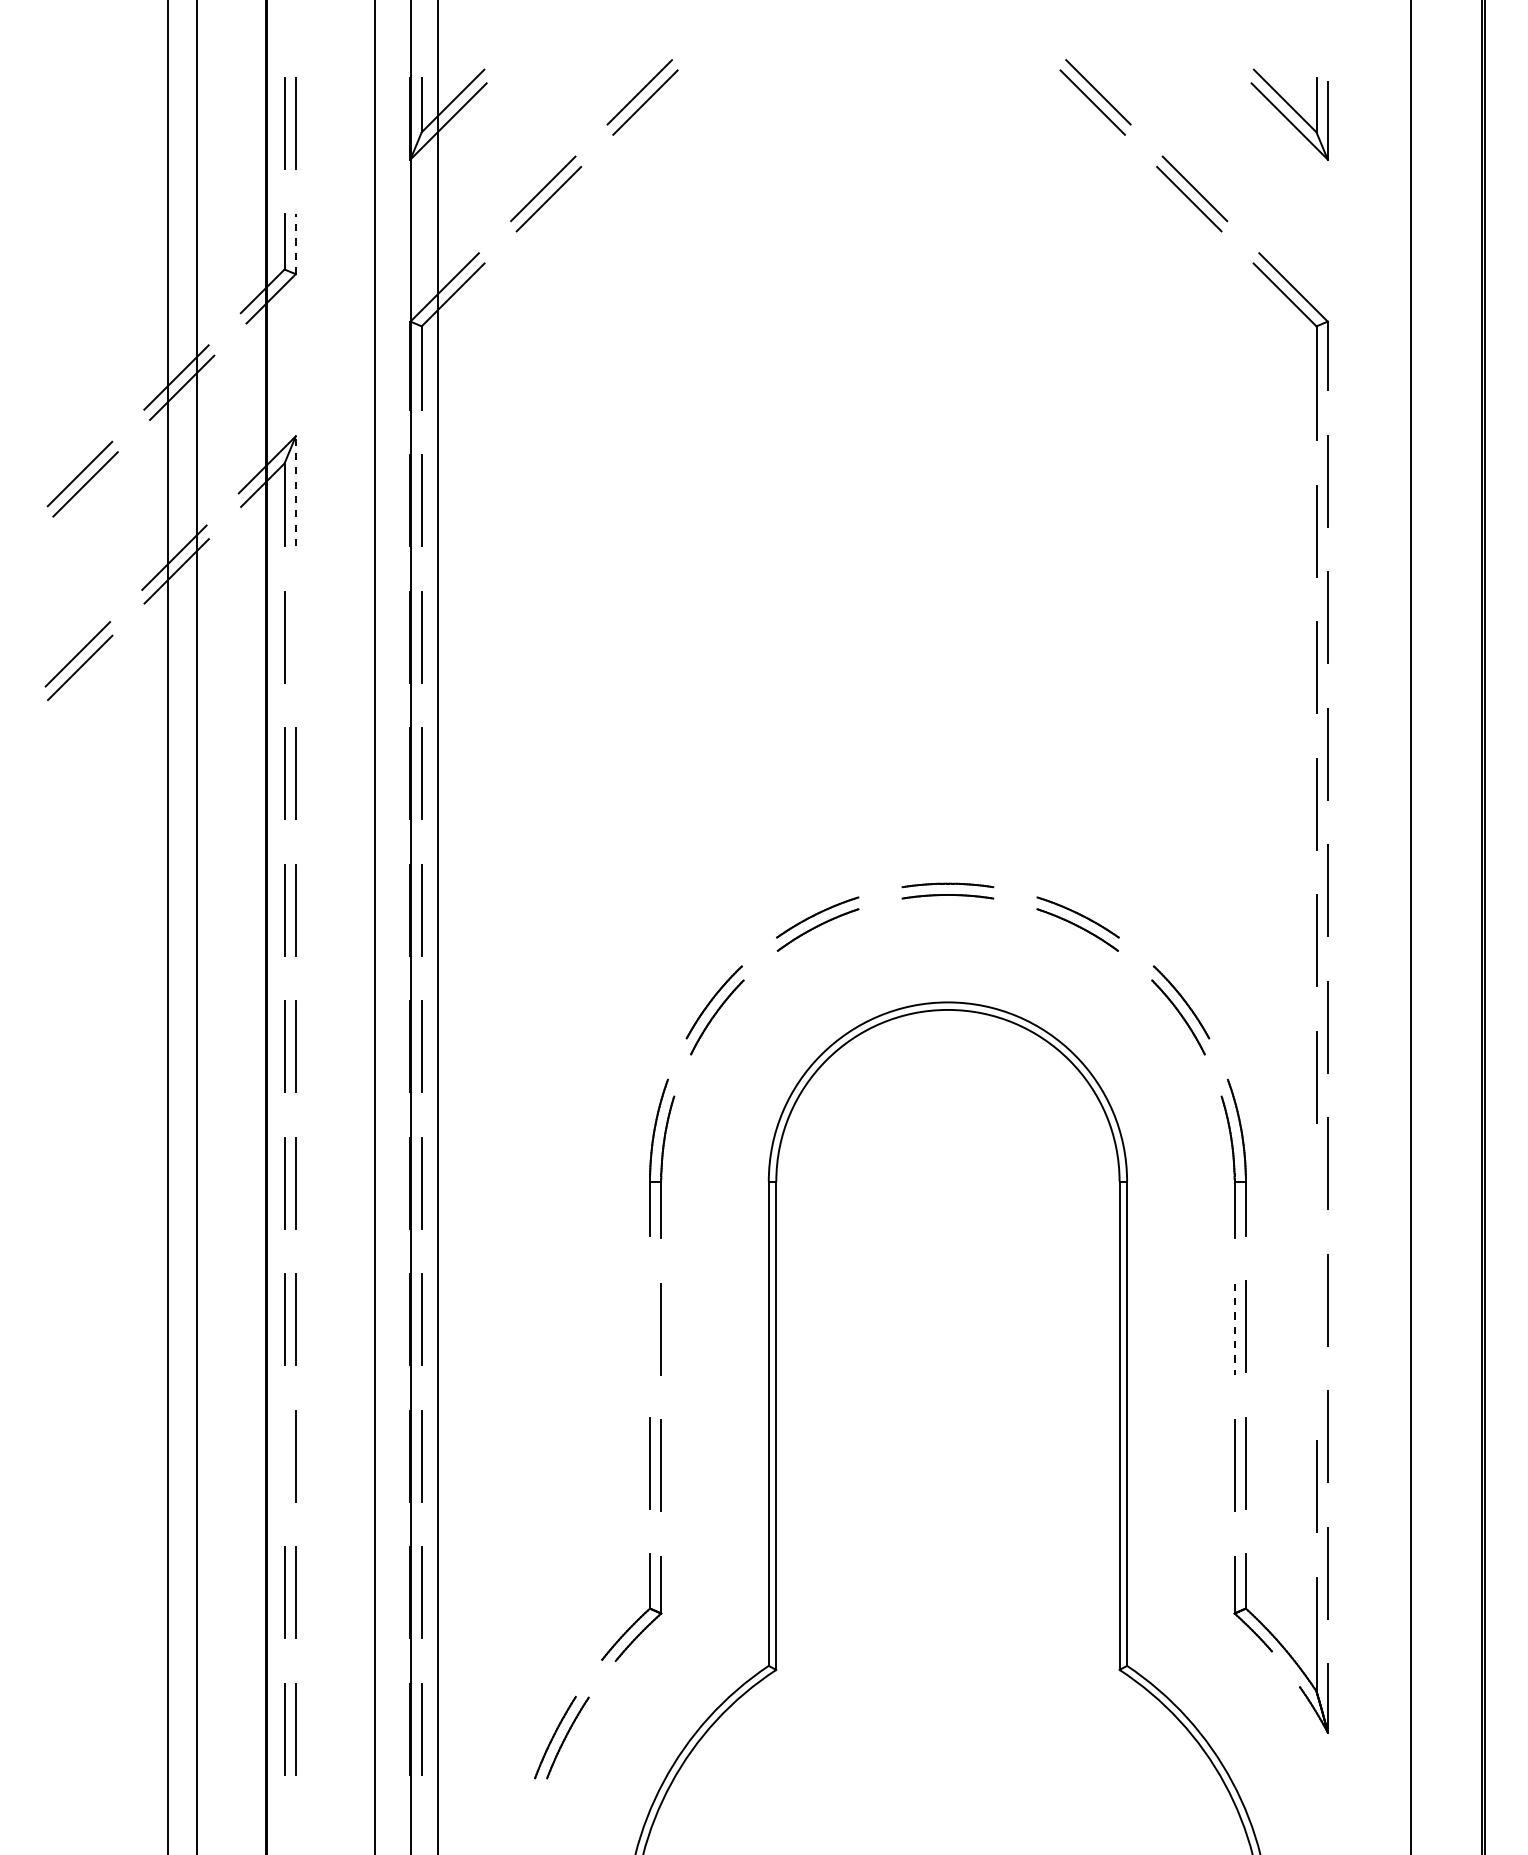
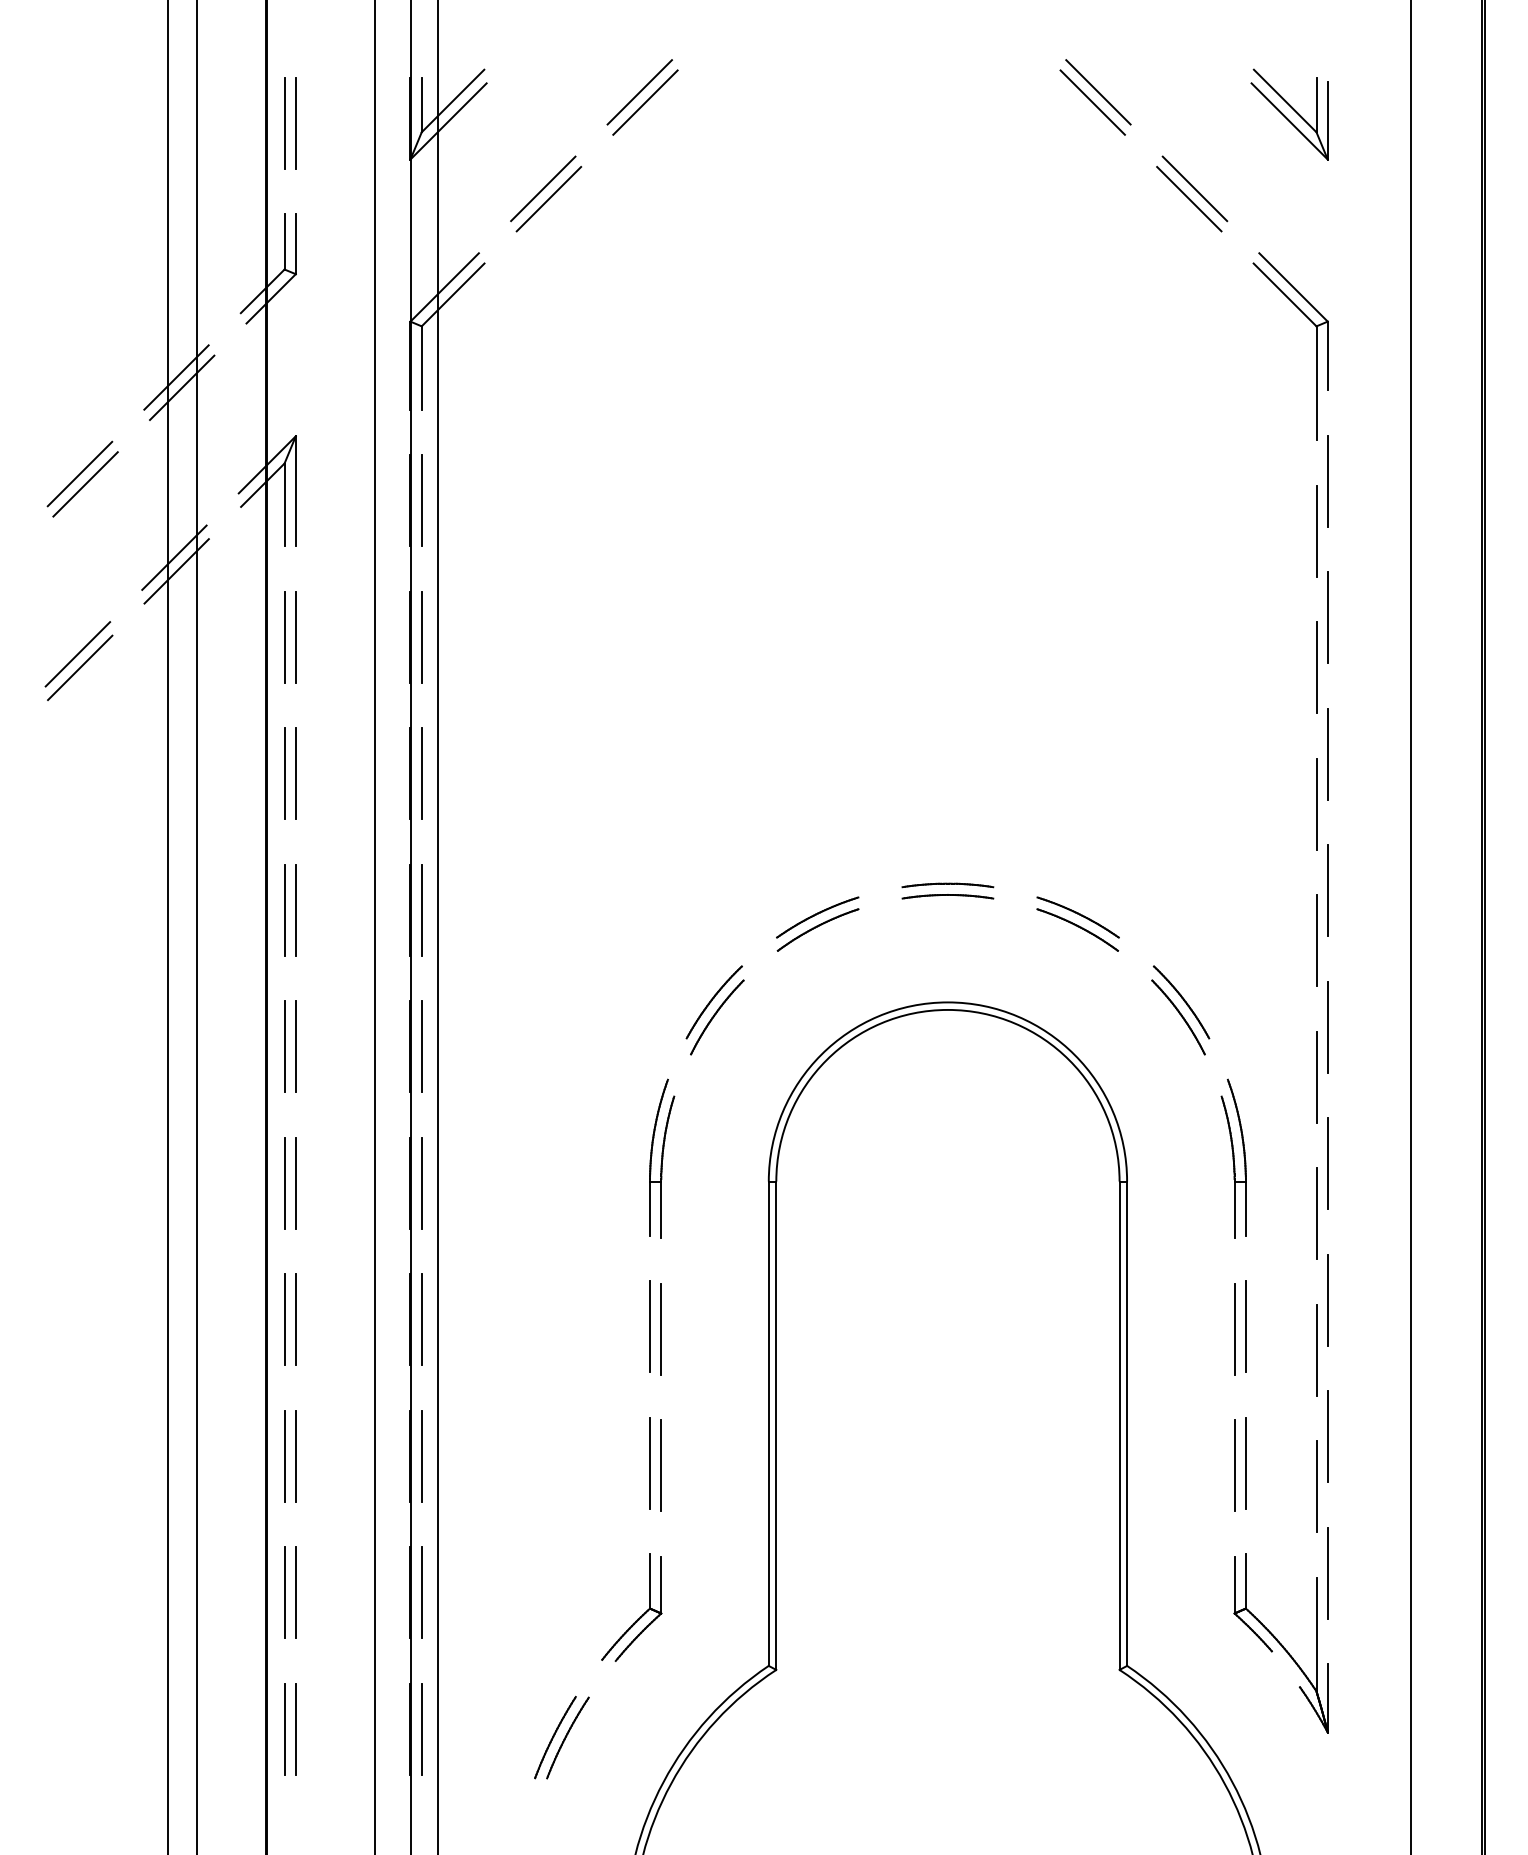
line: dashed -> solid (295, 244)
line: dashed -> solid (295, 491)
line: none -> present (295, 636)
line: none -> present (1316, 1213)
line: none -> present (650, 1326)
line: dashed -> solid (1234, 1329)
line: none -> present (1316, 1349)
line: none -> present (284, 1456)
